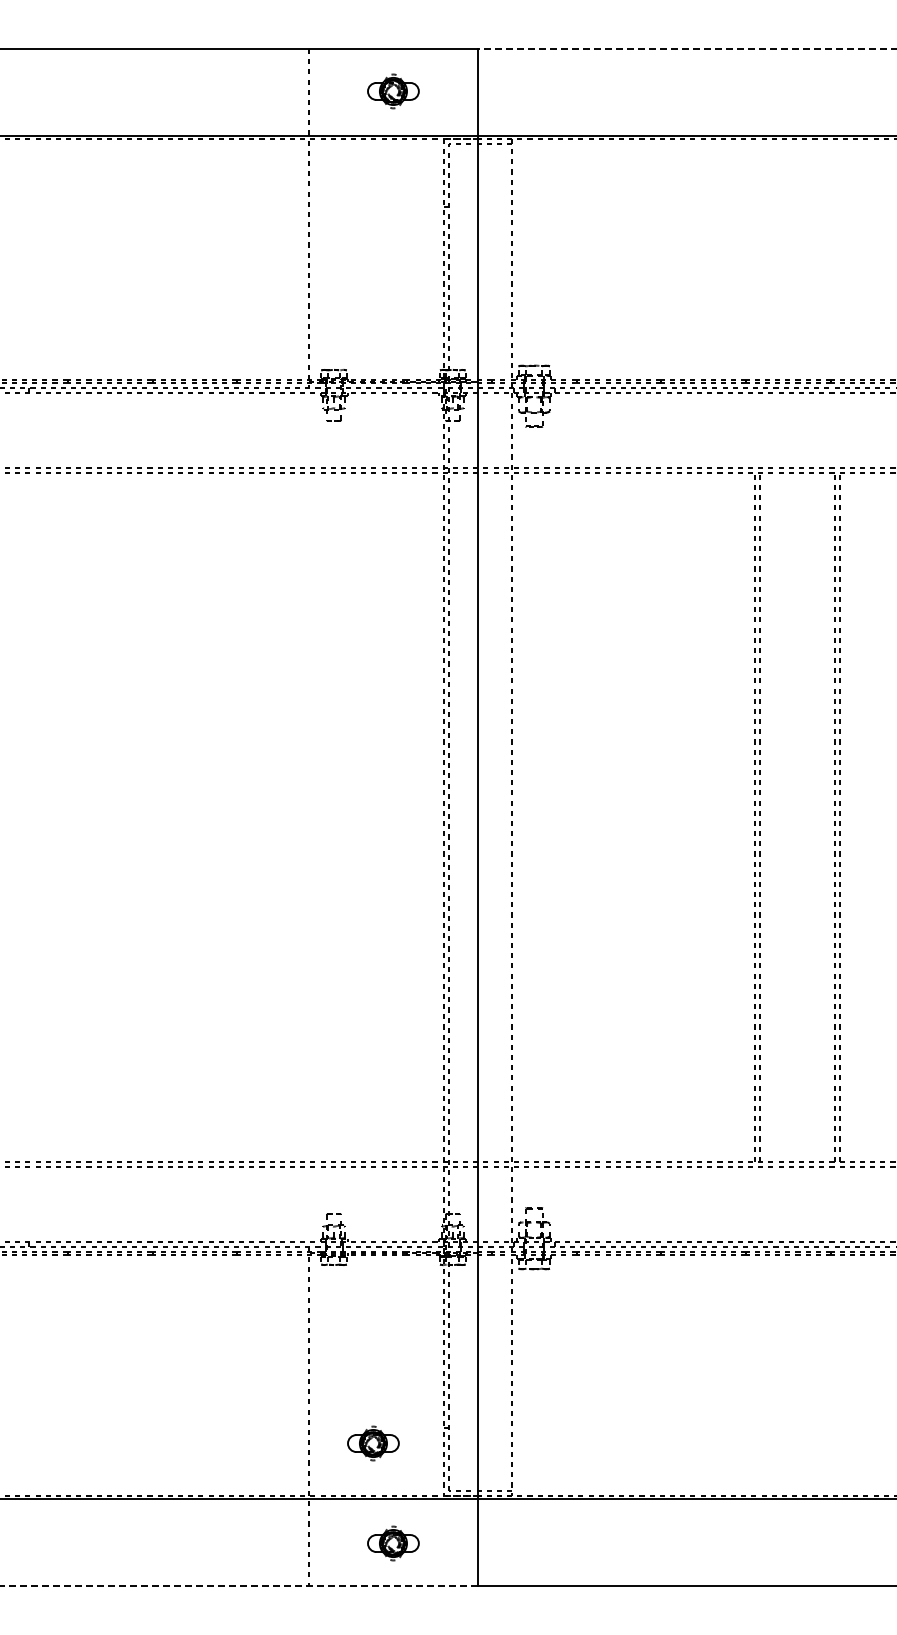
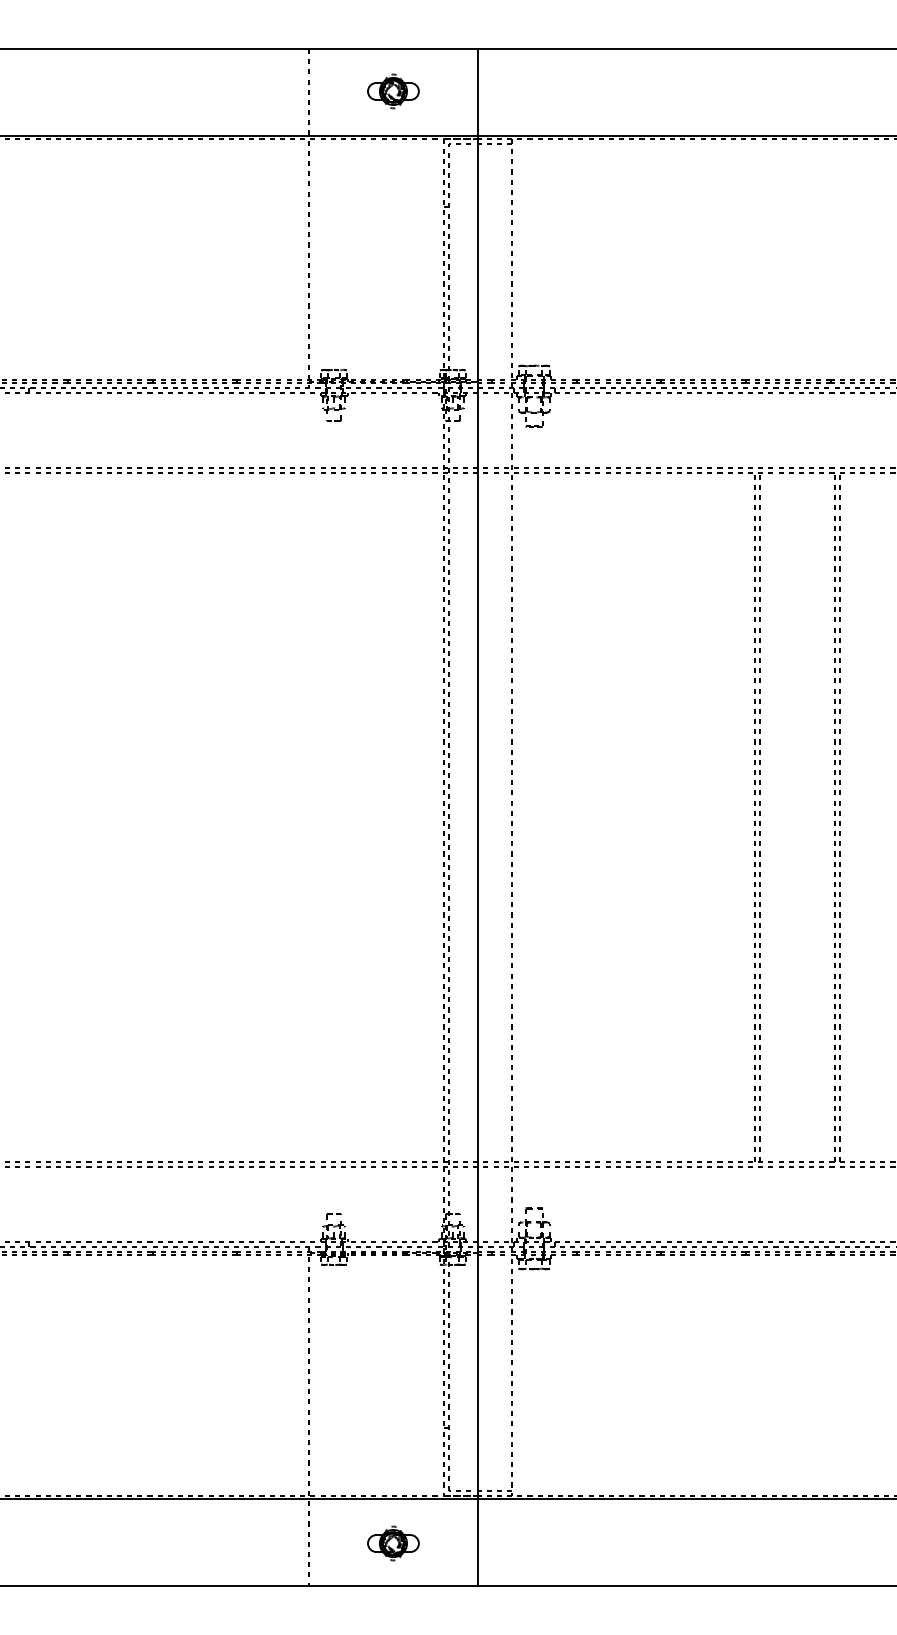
line: dashed -> solid (687, 49)
part: present -> none (373, 1443)
line: dashed -> solid (239, 1585)
